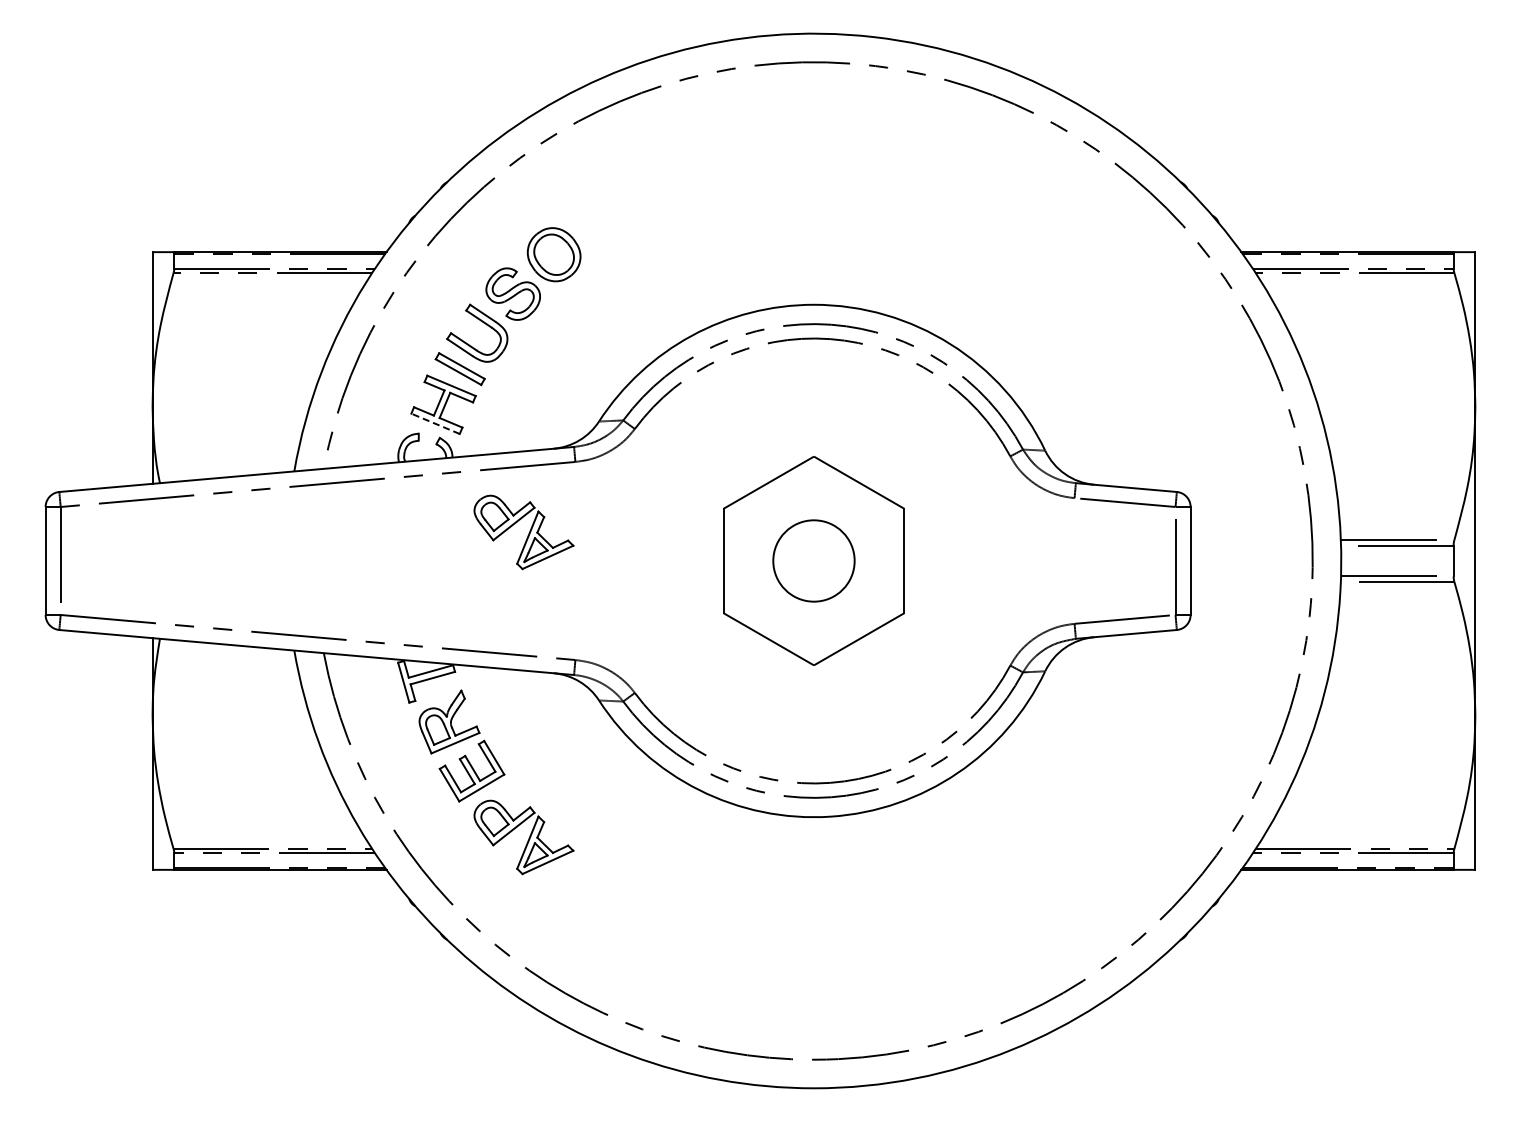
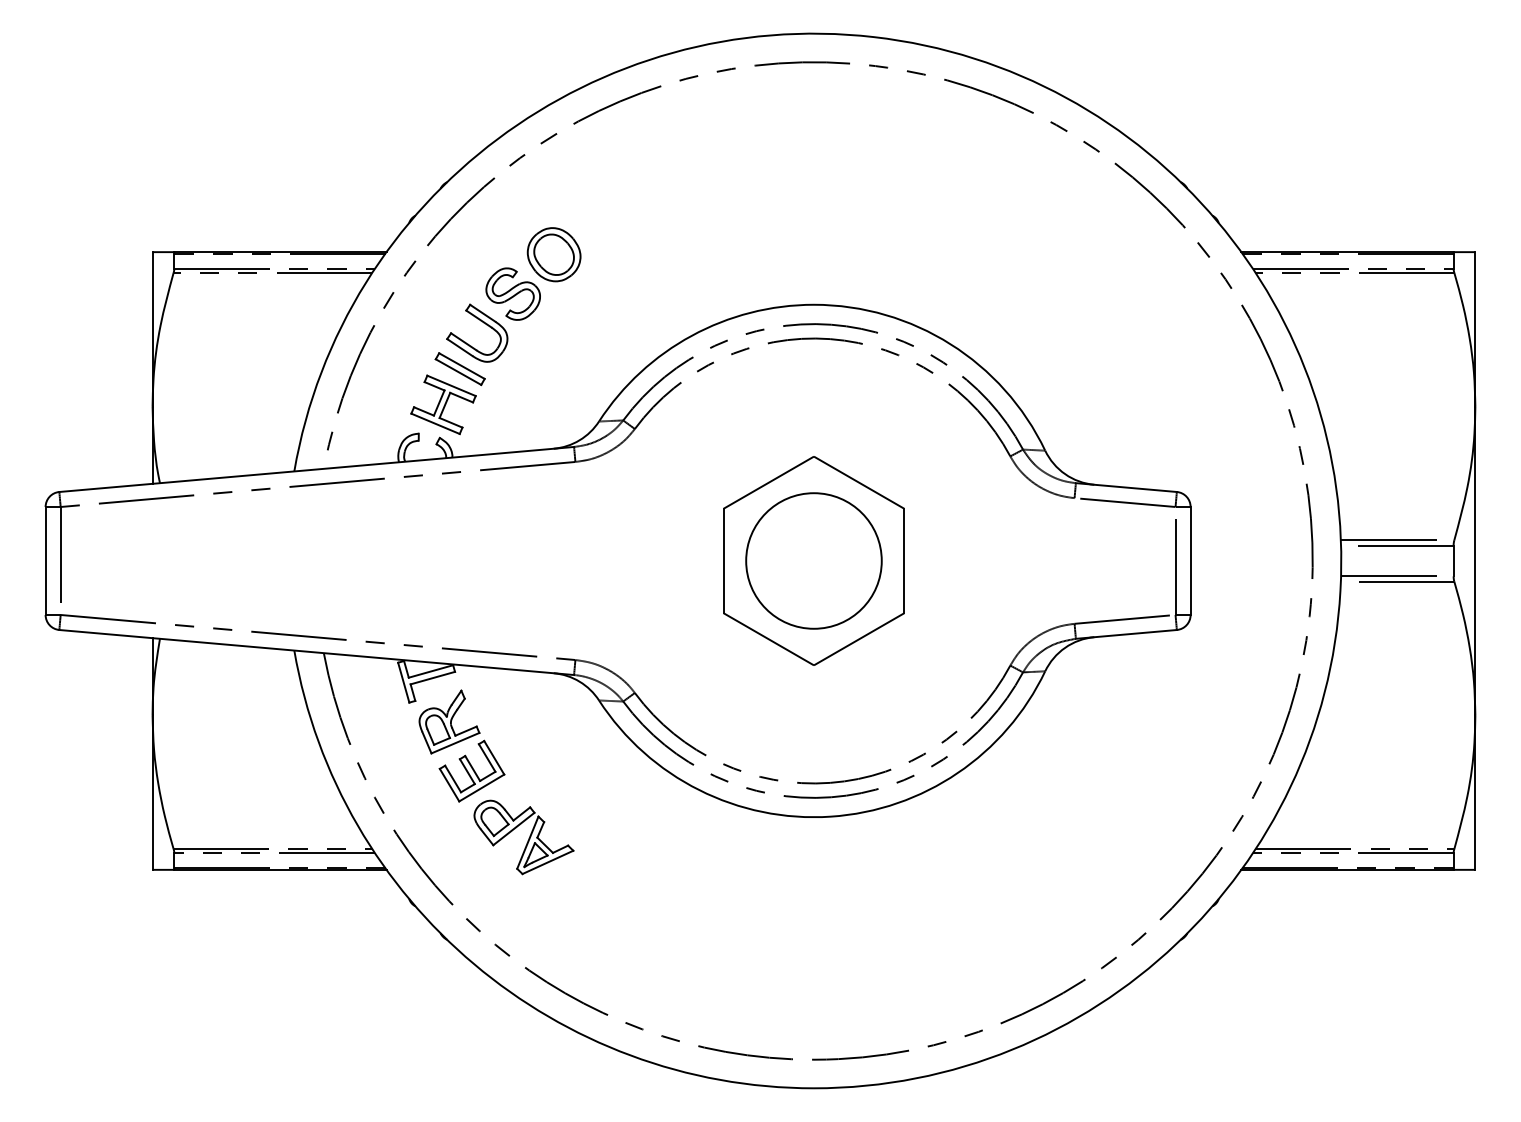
line: dashed -> solid (435, 423)
part: present -> none (523, 532)
circle diameter: 81 px -> 136 px (813, 560)
